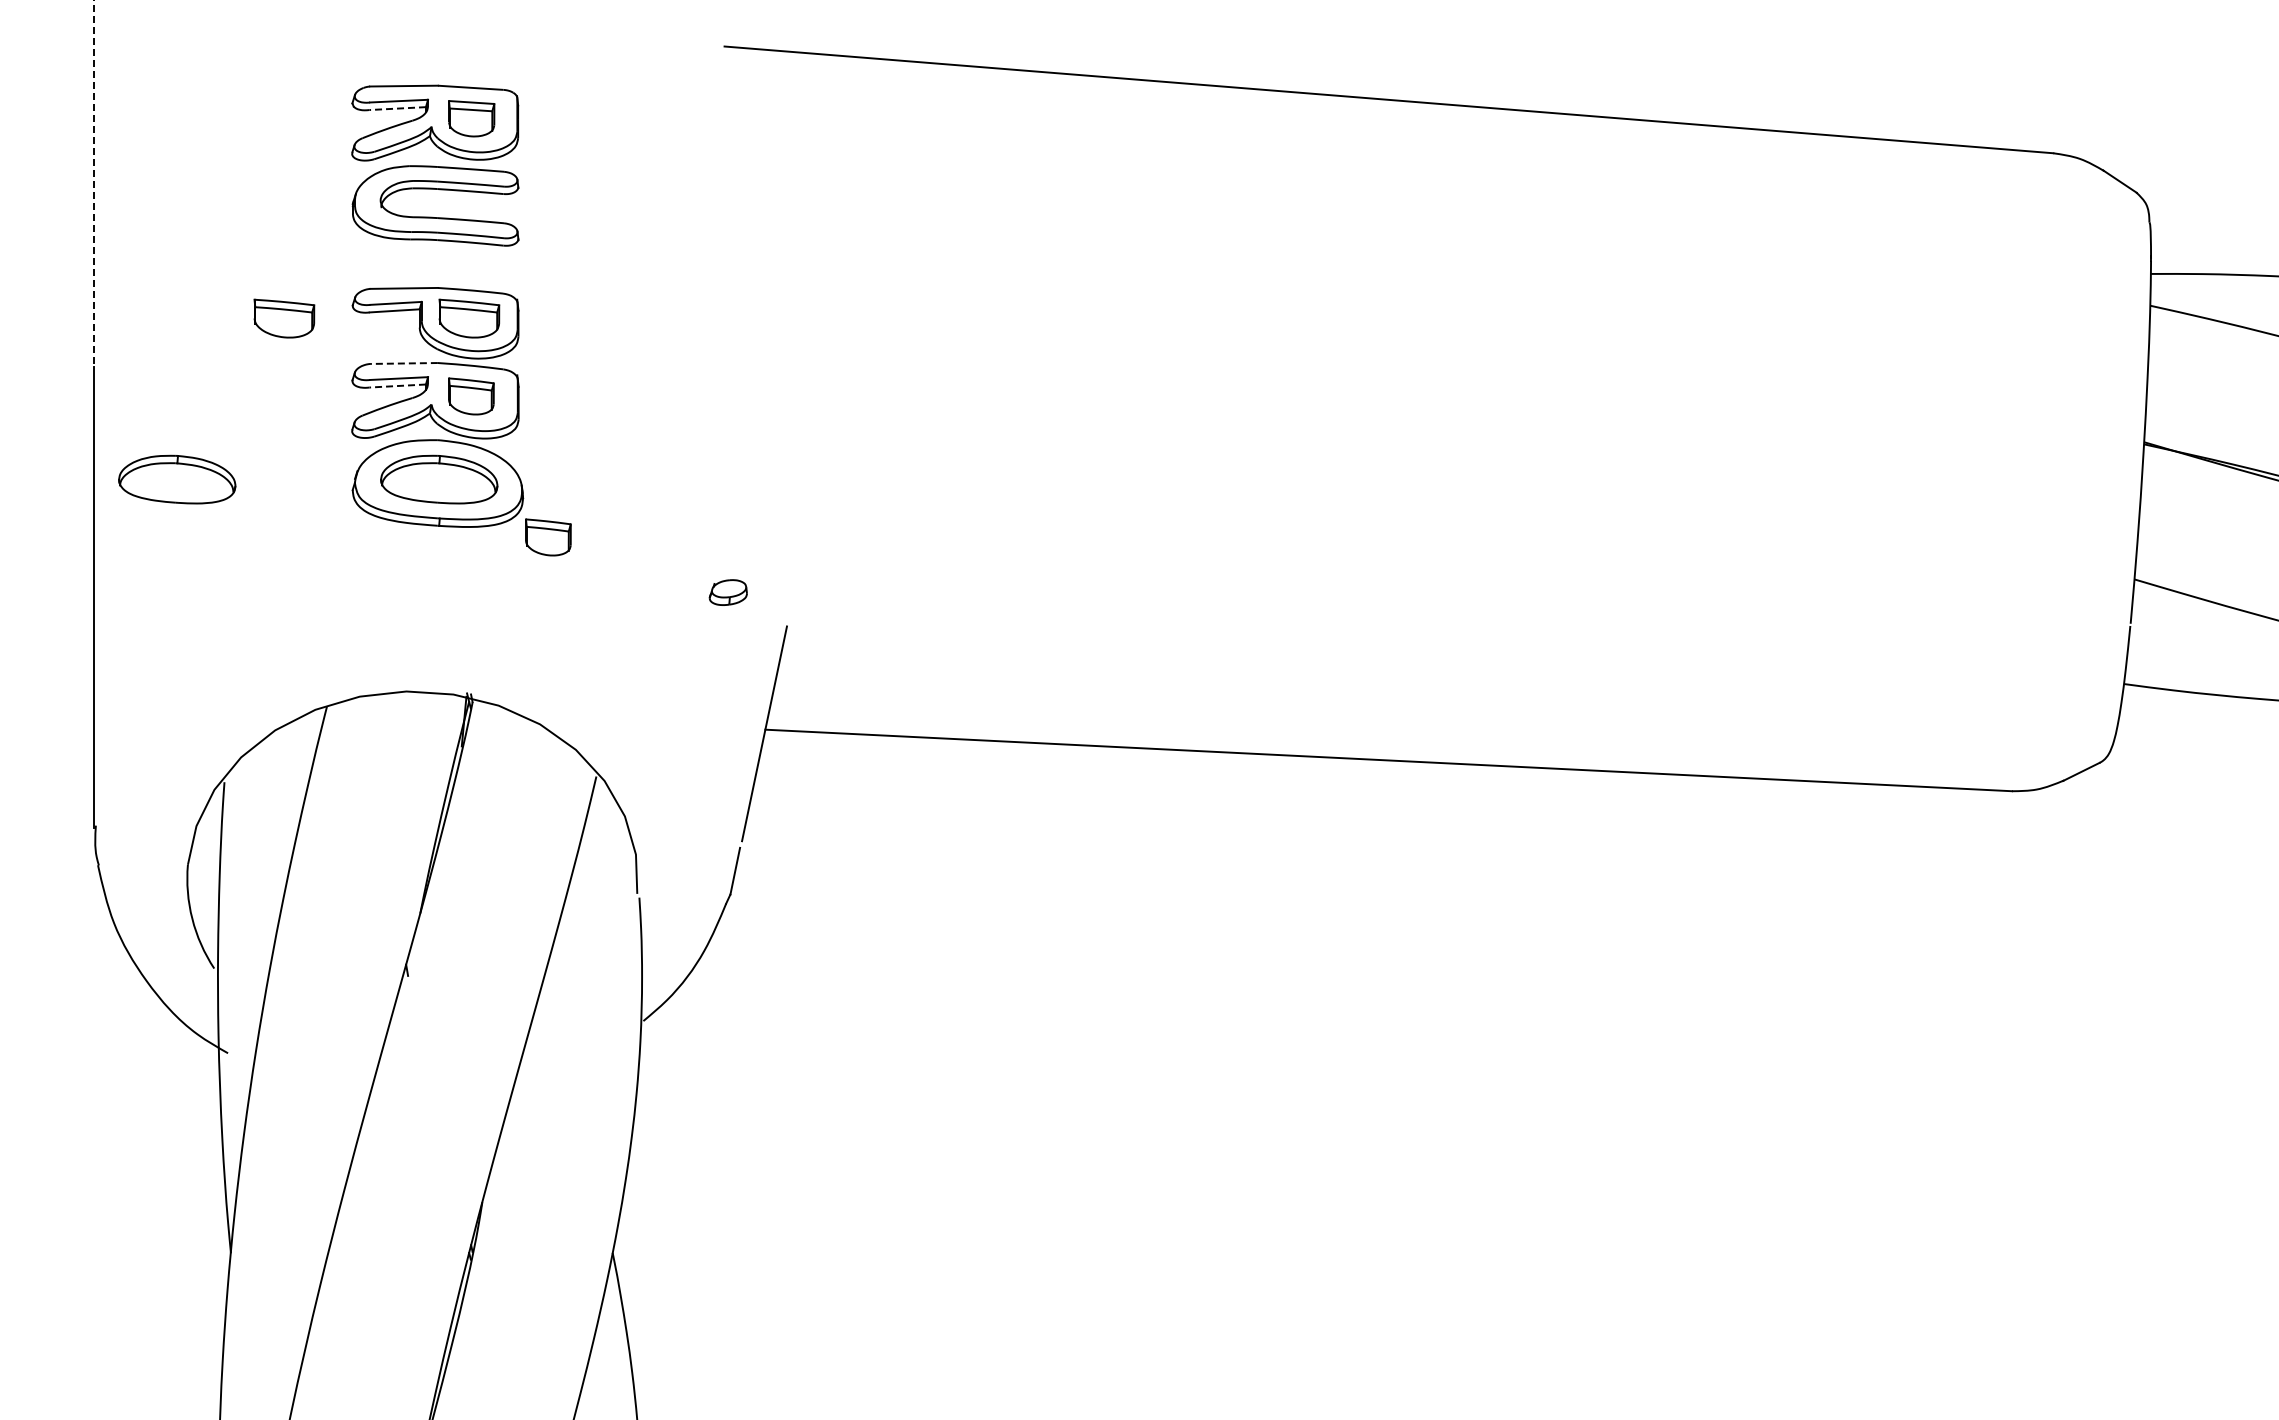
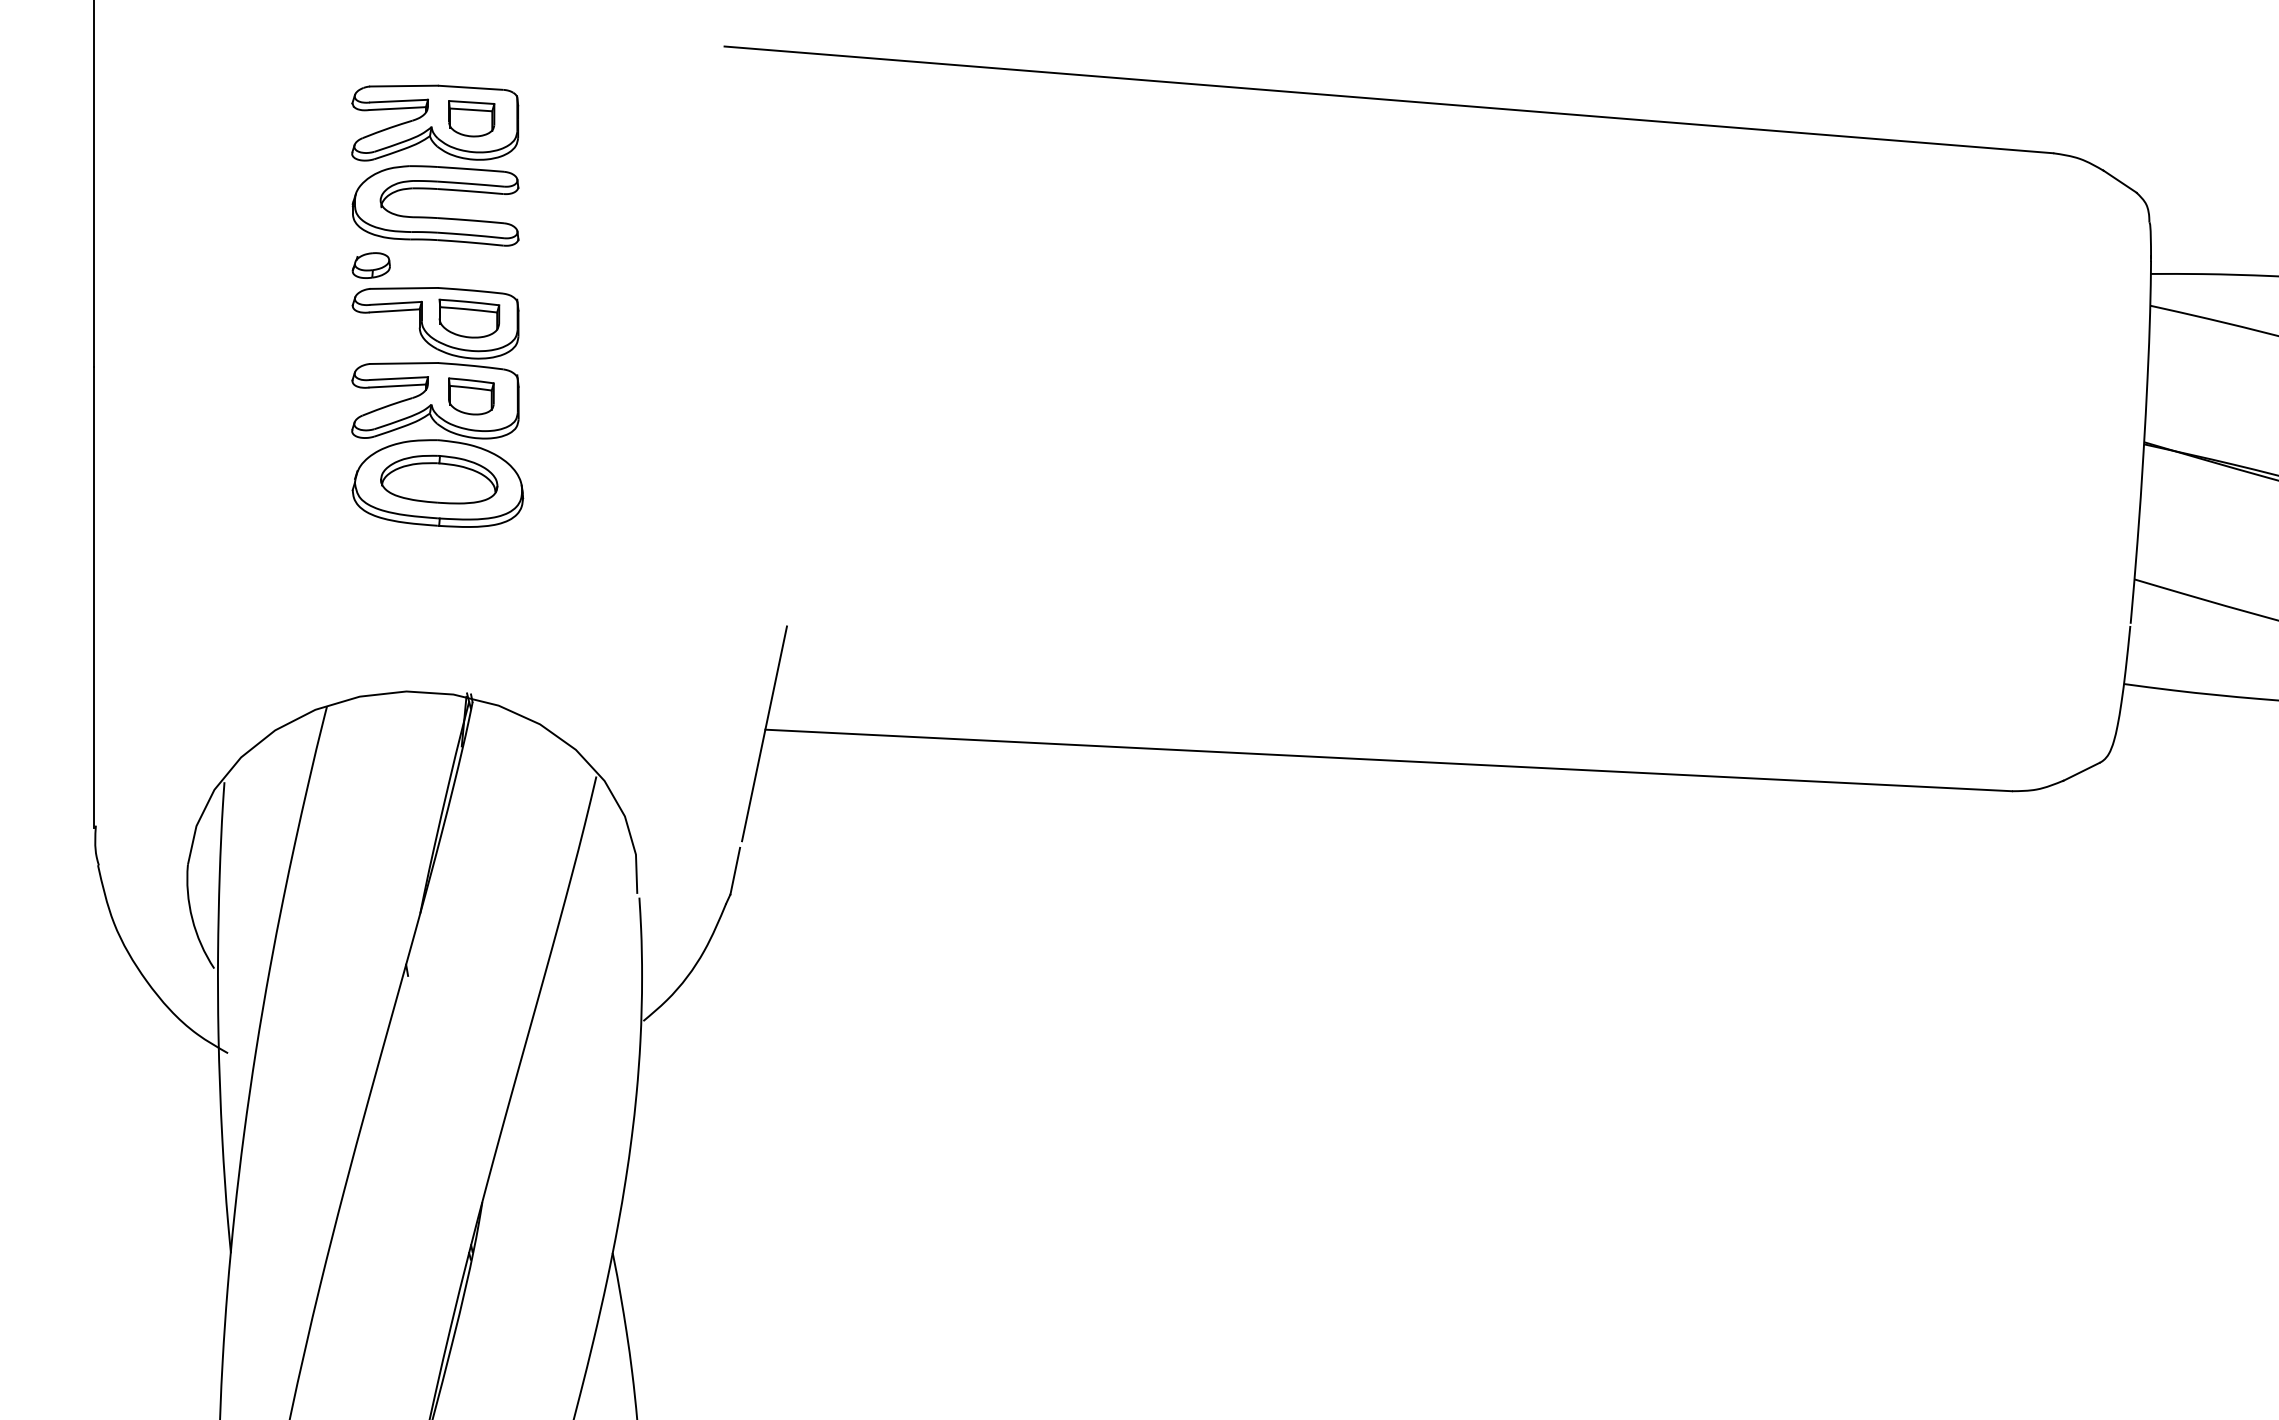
line: dashed -> solid (397, 108)
line: dashed -> solid (94, 184)
part: present -> none (284, 318)
line: dashed -> solid (403, 363)
line: dashed -> solid (397, 386)
part: present -> none (177, 479)
part: present -> none (548, 537)
part position: (727, 592) -> (370, 265) (370, 265)
